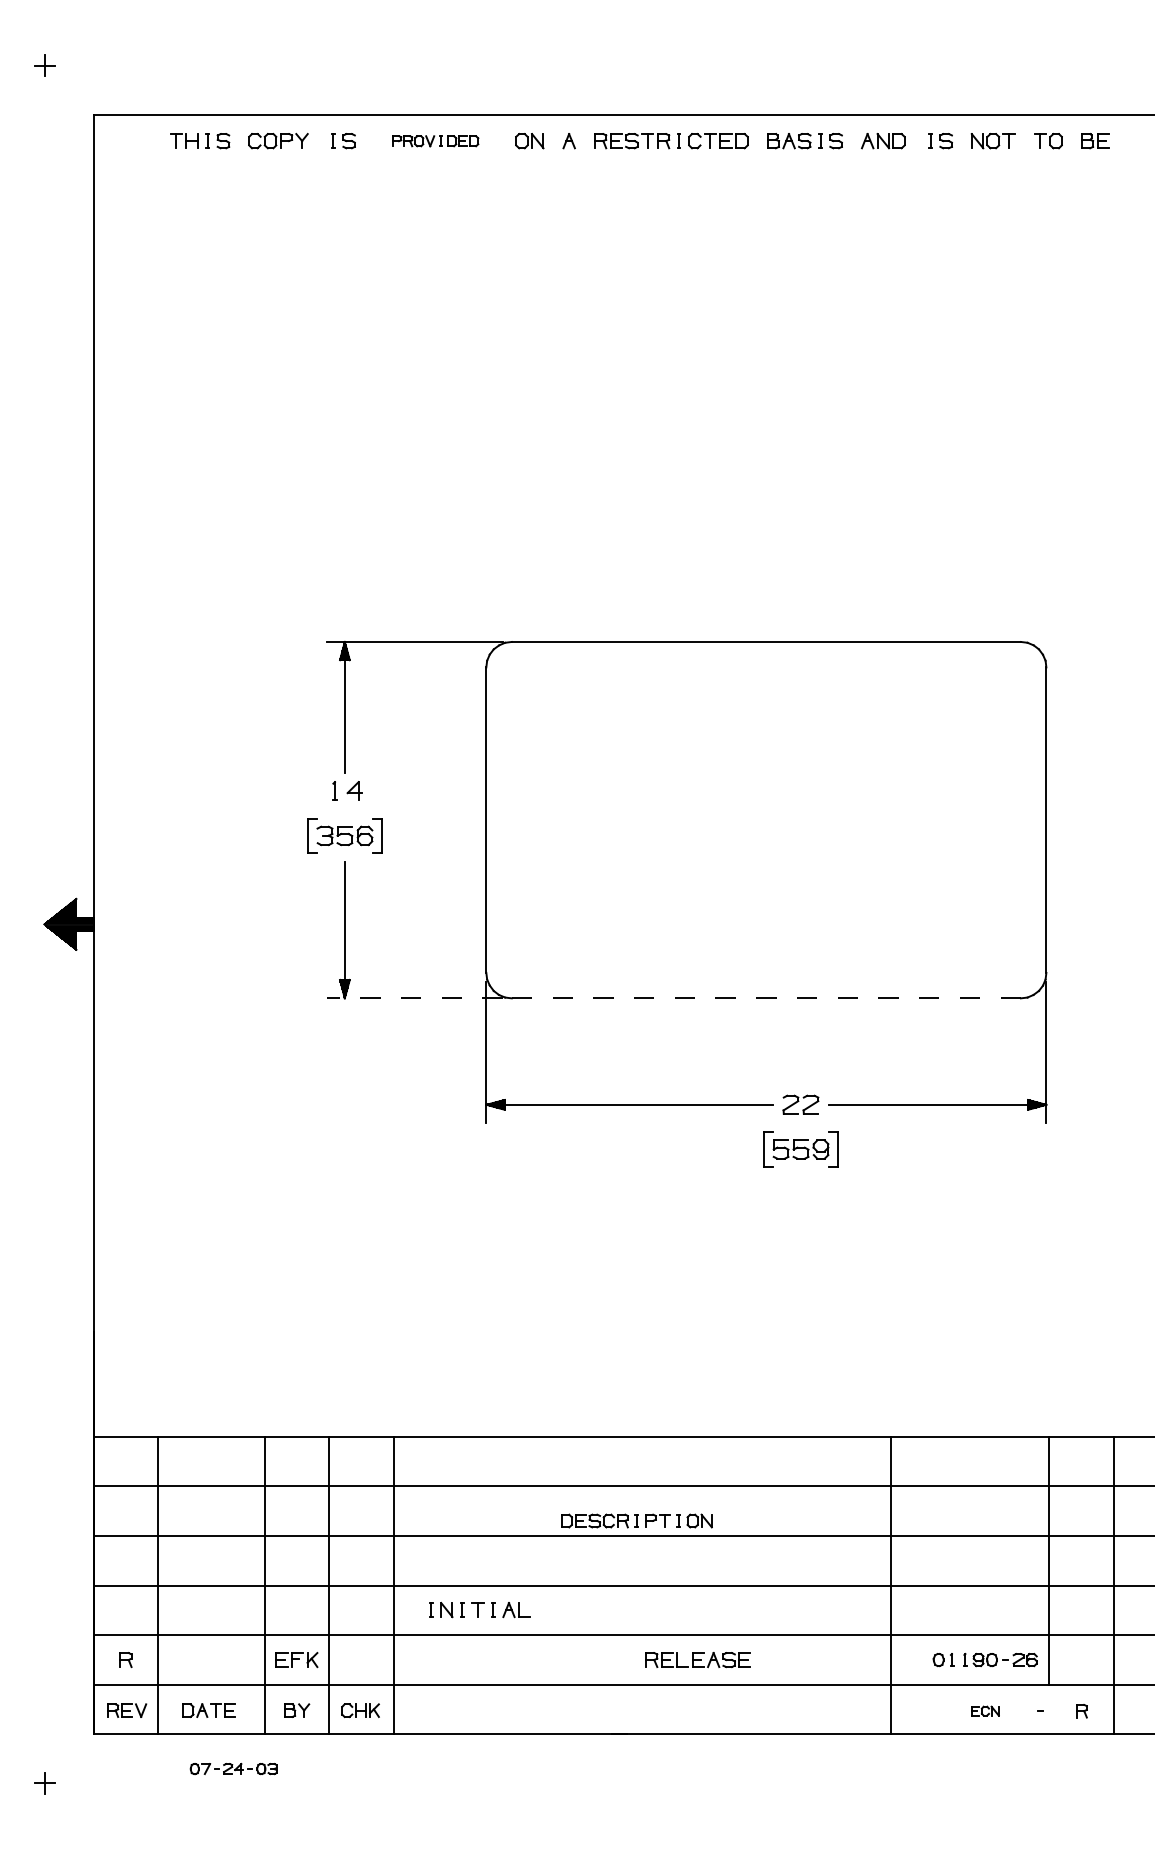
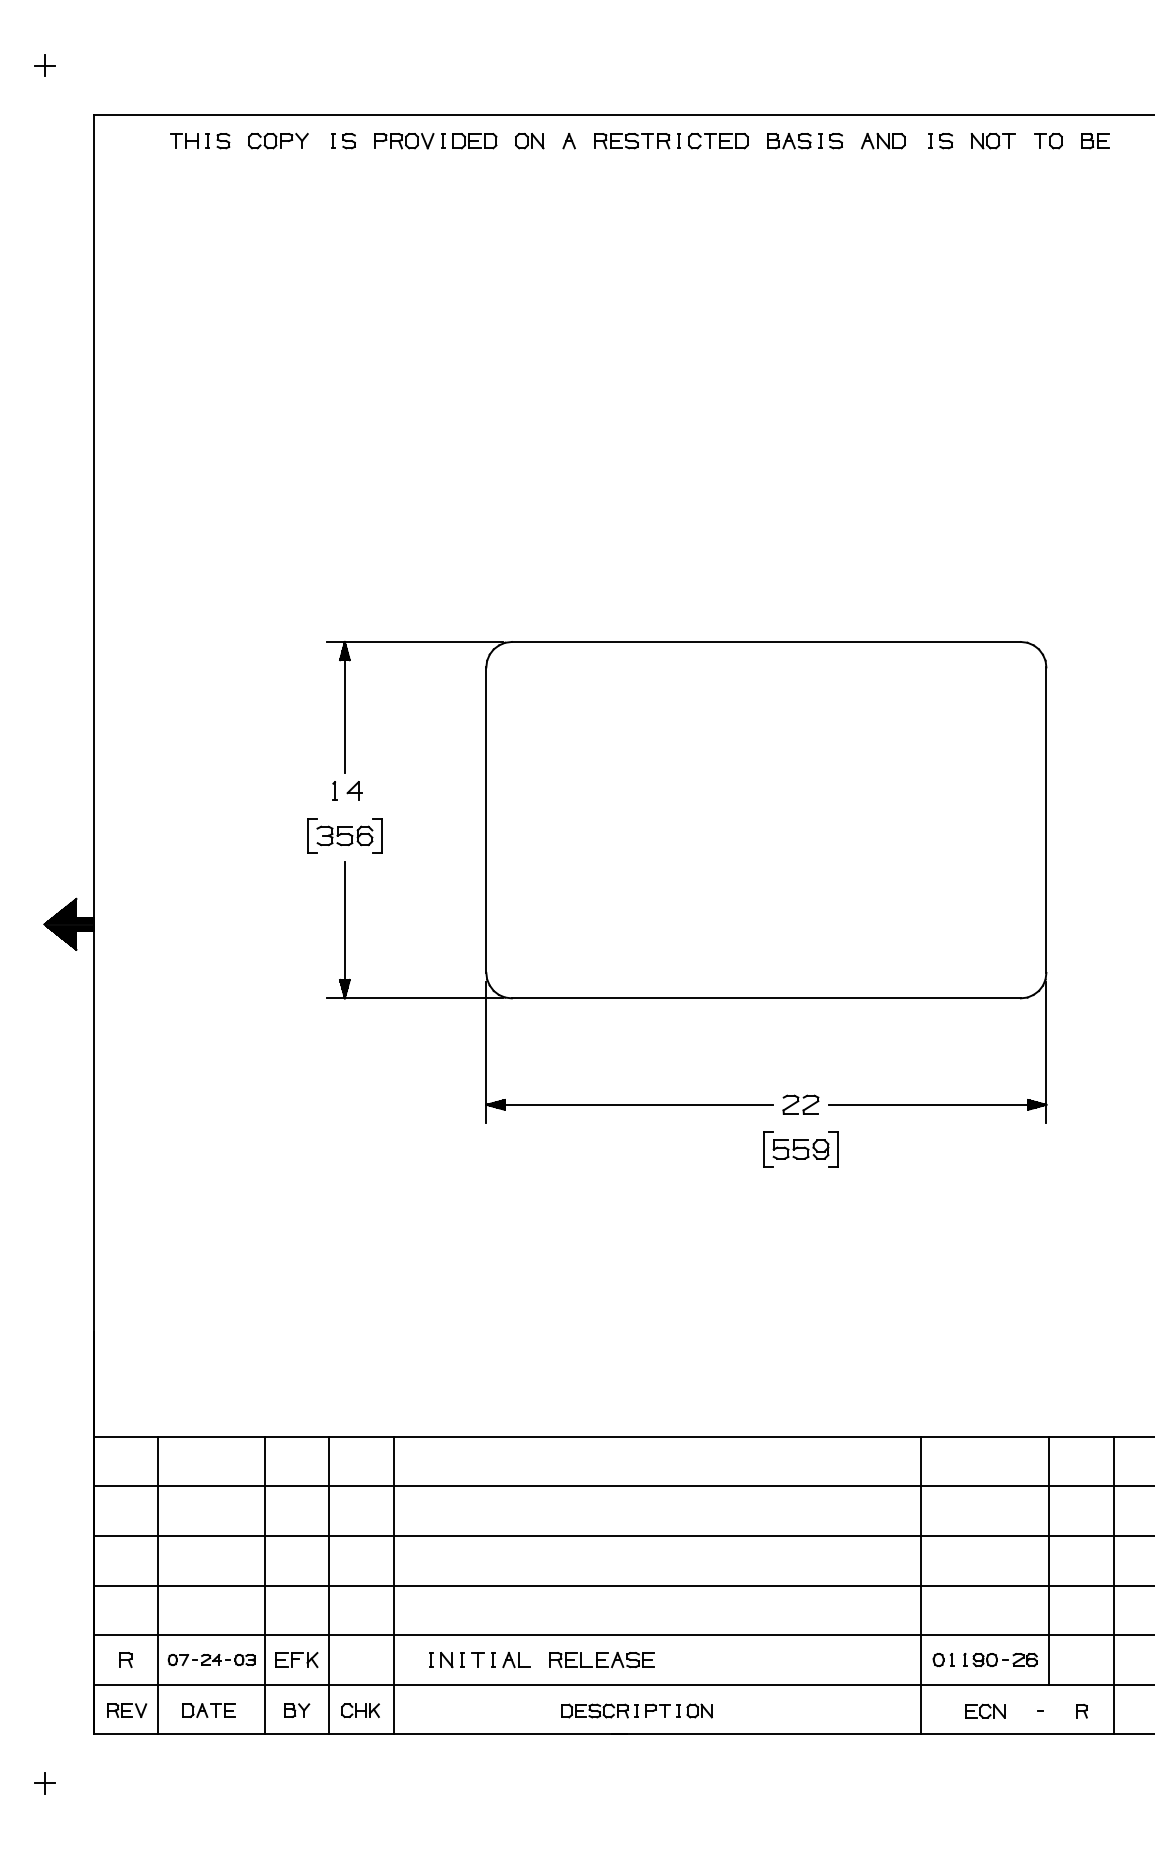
part size: 88x13 px -> 124x17 px (435, 141)
line: dashed -> solid (414, 998)
line: dashed -> solid (766, 998)
part position: (636, 1520) -> (636, 1710) (636, 1710)
line position: (891, 1585) -> (921, 1585) (921, 1585)
part position: (479, 1610) -> (479, 1660) (479, 1660)
part position: (697, 1660) -> (601, 1660) (601, 1660)
part size: 29x12 px -> 41x16 px (985, 1710)
part position: (233, 1769) -> (211, 1660) (211, 1660)
